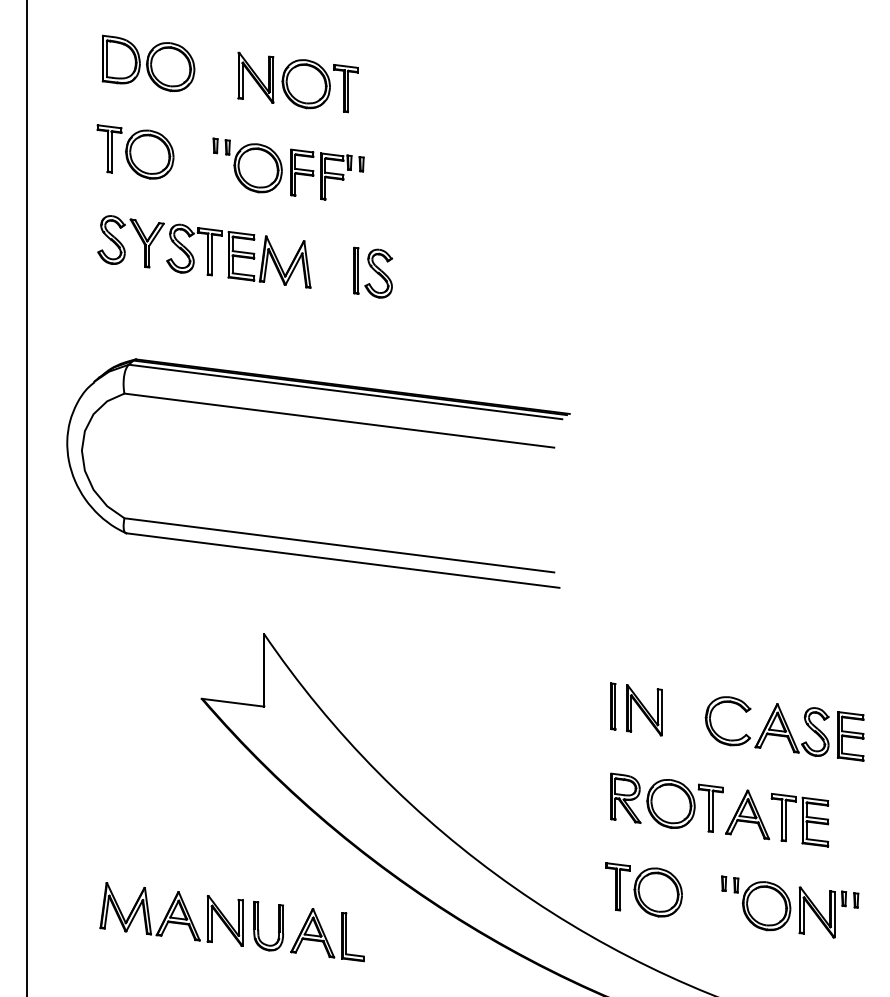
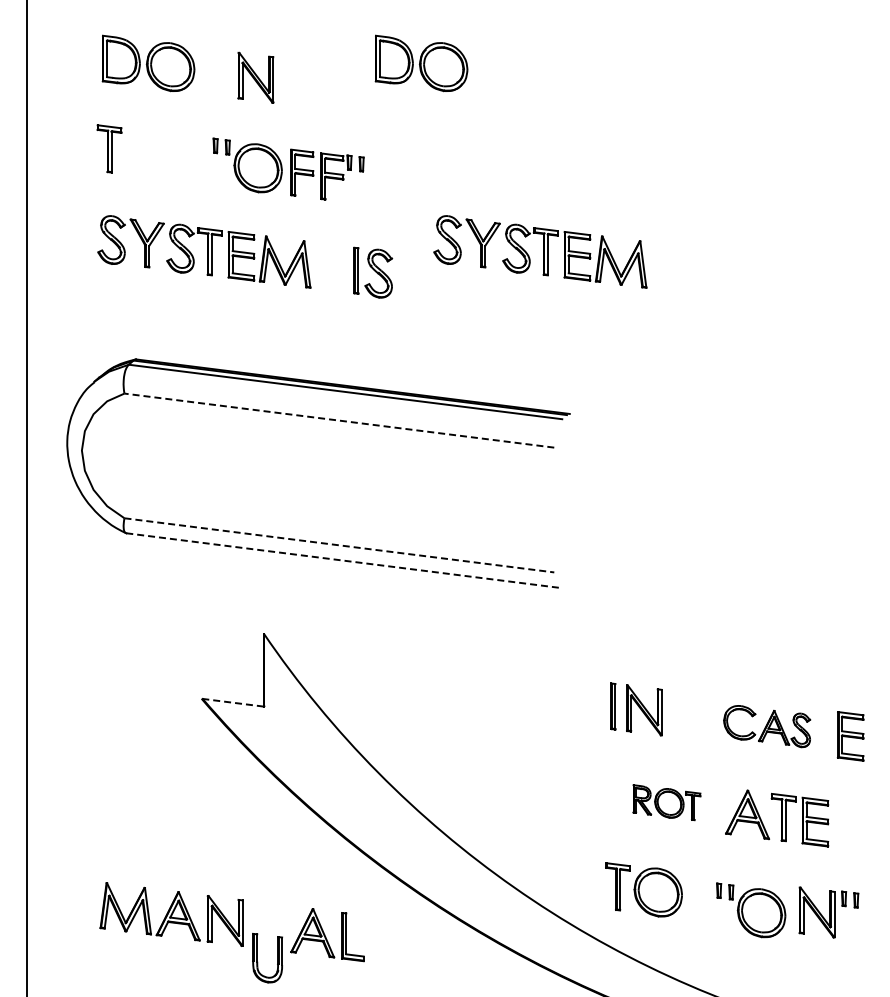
part: none -> present (421, 63)
part: present -> none (319, 86)
part: present -> none (149, 154)
part: none -> present (540, 251)
line: solid -> dashed (339, 420)
line: solid -> dashed (339, 545)
line: solid -> dashed (343, 560)
line: solid -> dashed (232, 702)
part size: 126x61 px -> 89x44 px (767, 726)
part size: 114x61 px -> 70x38 px (666, 802)
part position: (756, 903) -> (751, 910) (751, 910)
part position: (259, 930) -> (258, 962) (258, 962)
